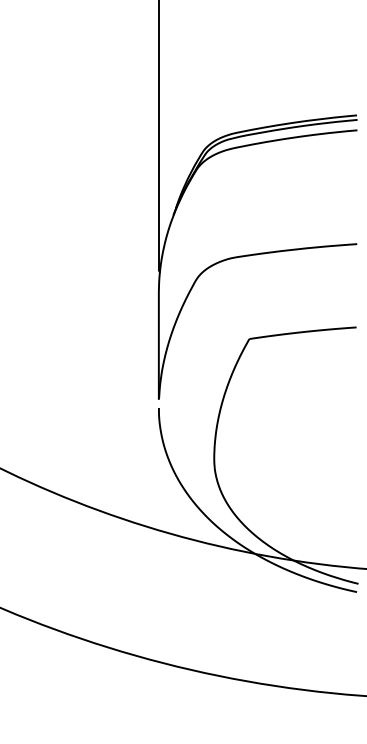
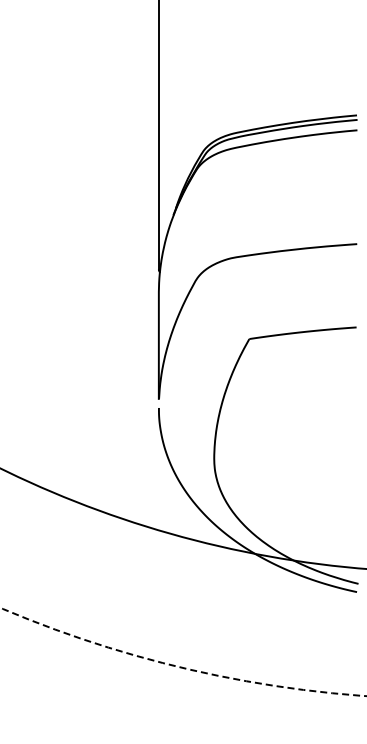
circle: solid -> dashed (183, 651)
